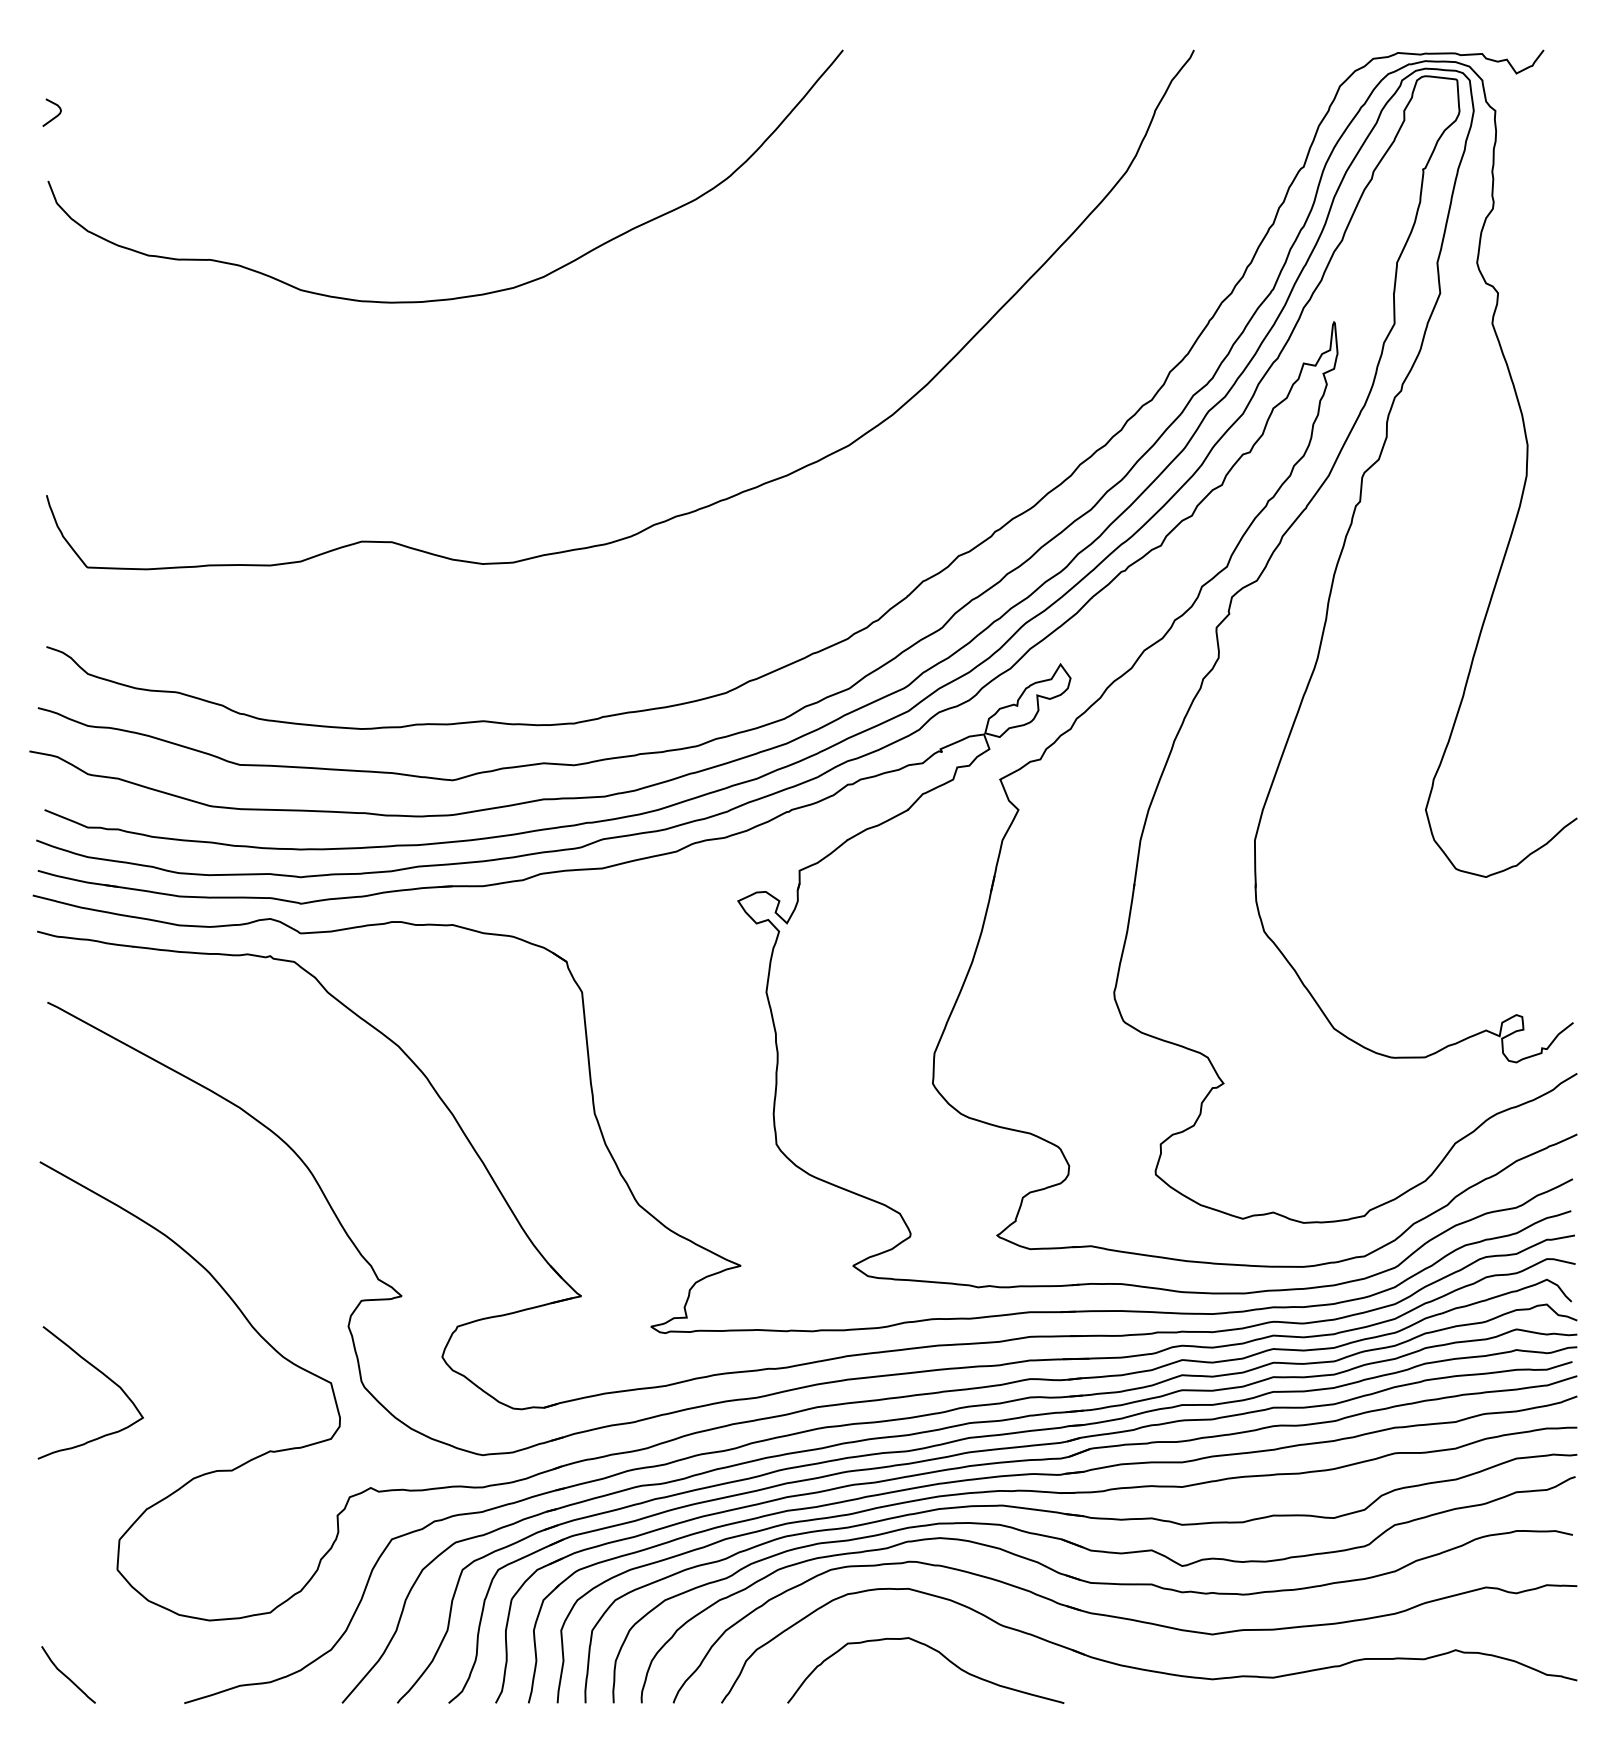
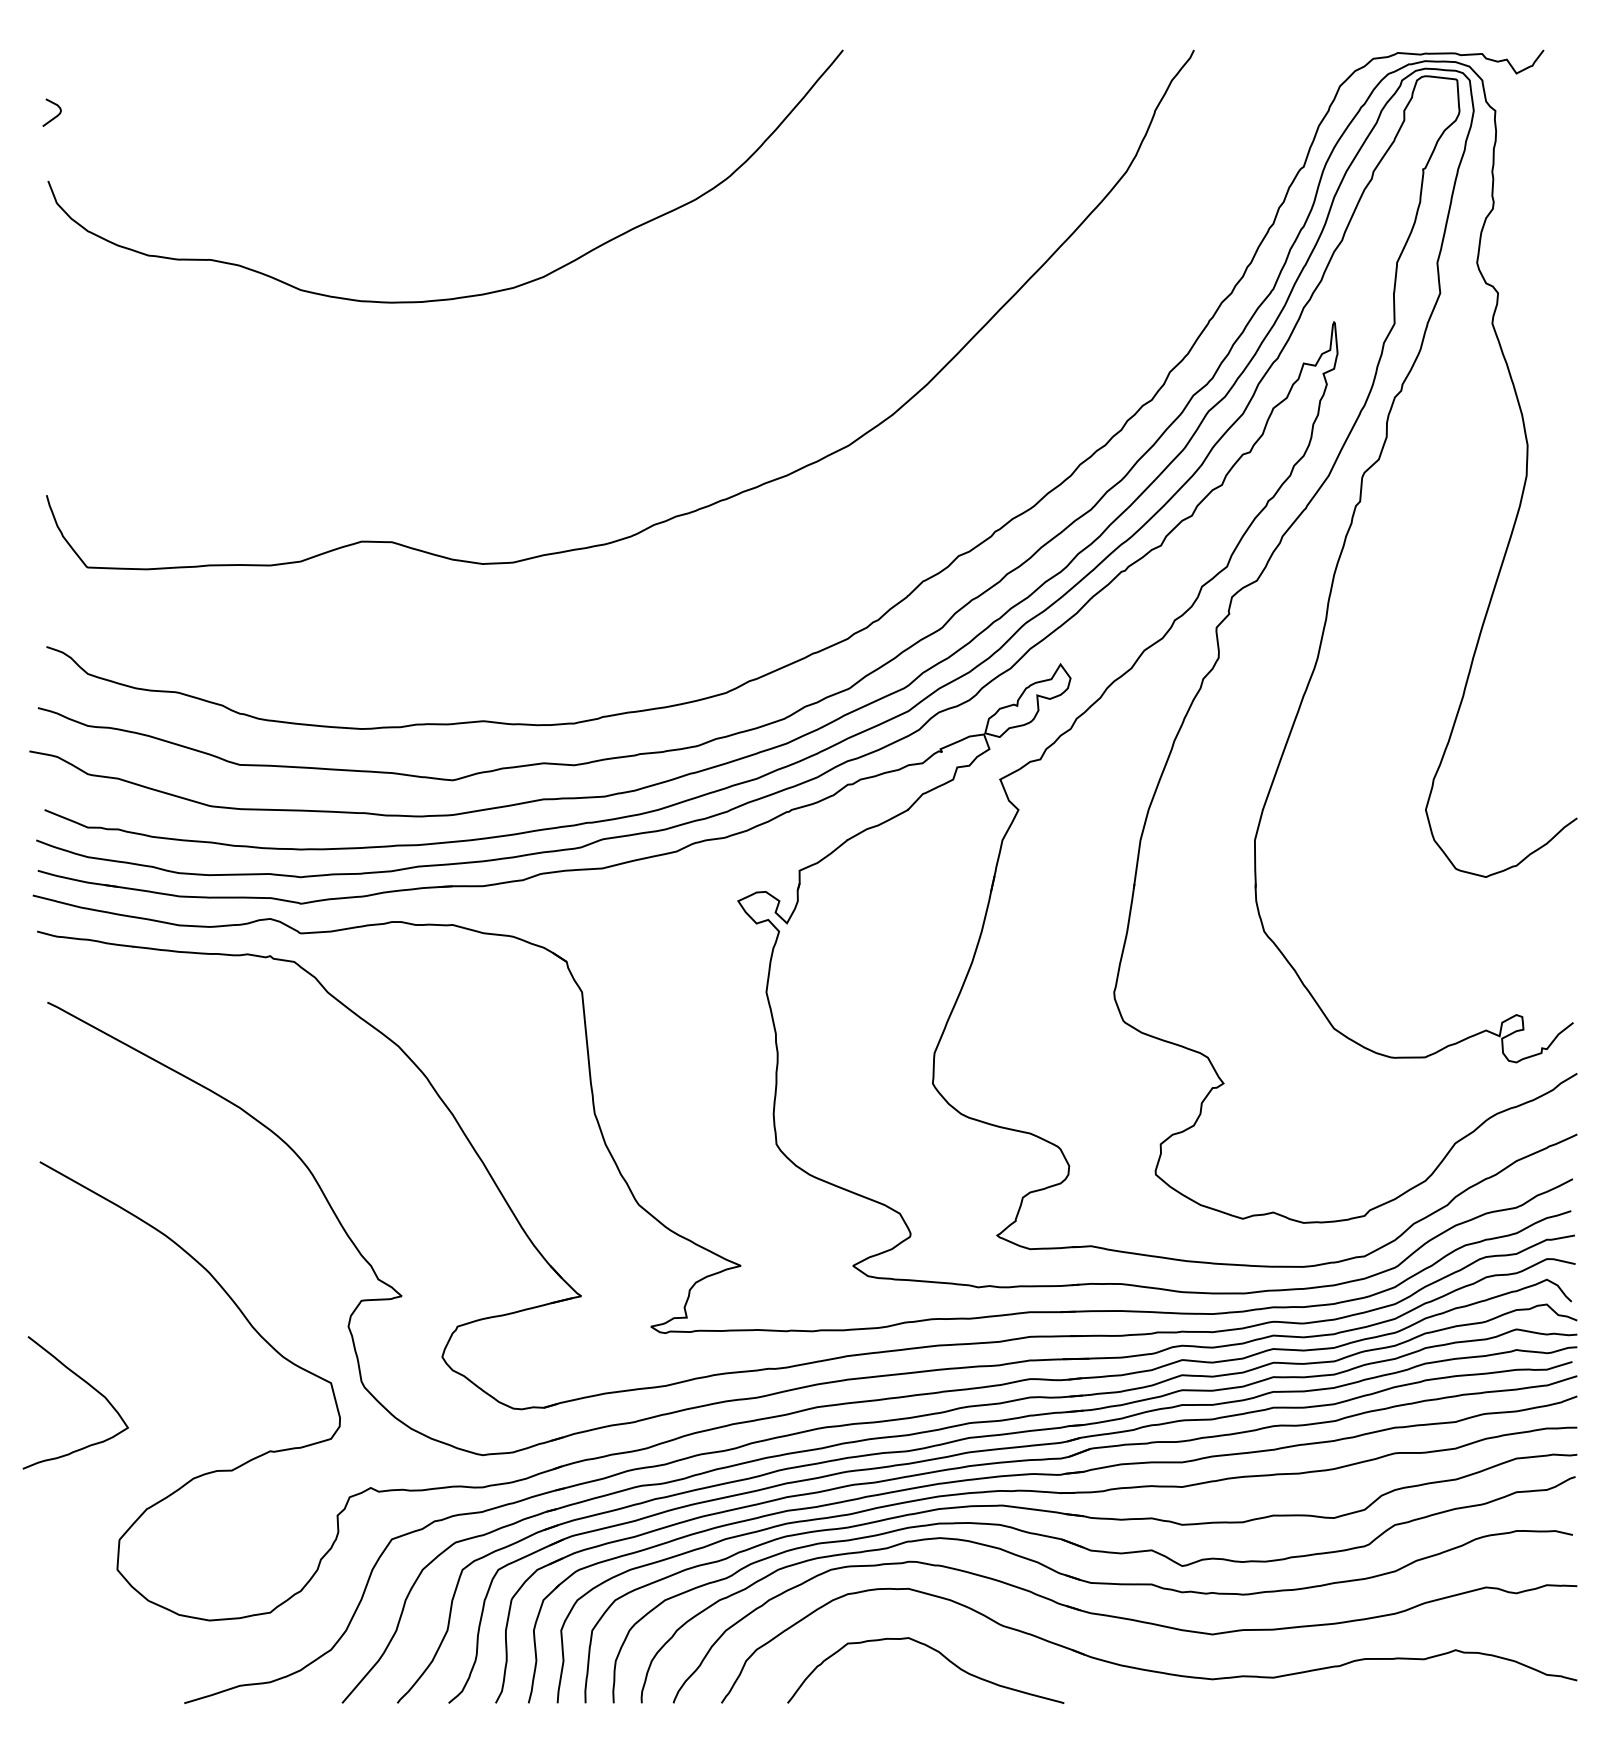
curve position: (103, 1375) -> (88, 1385) (88, 1385)
curve: present -> none (66, 1675)
